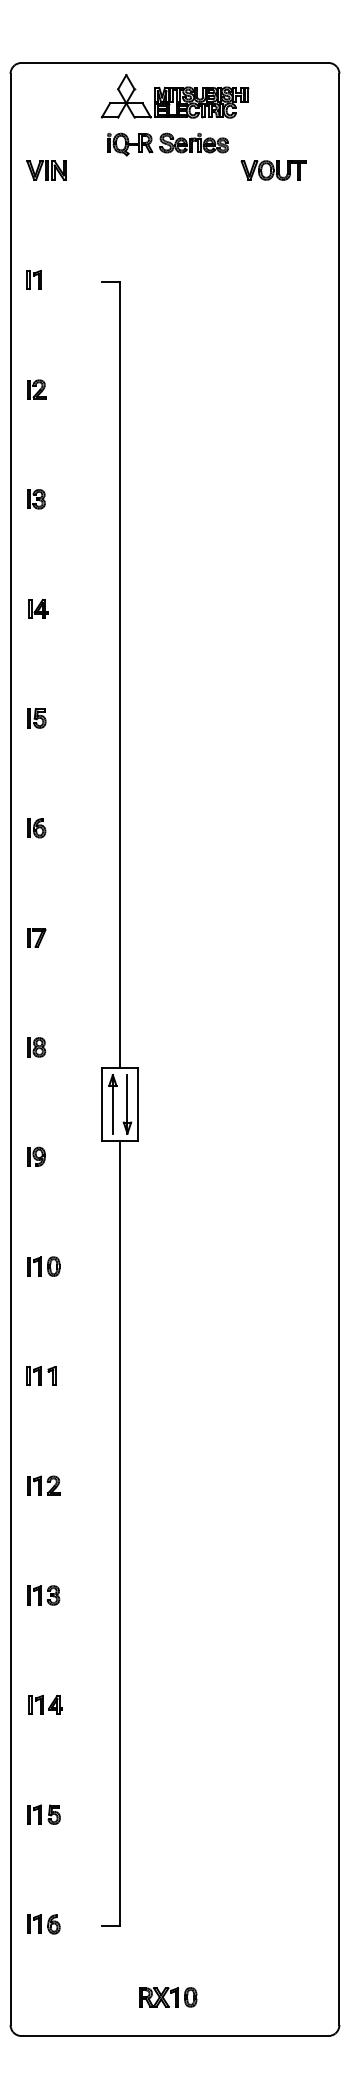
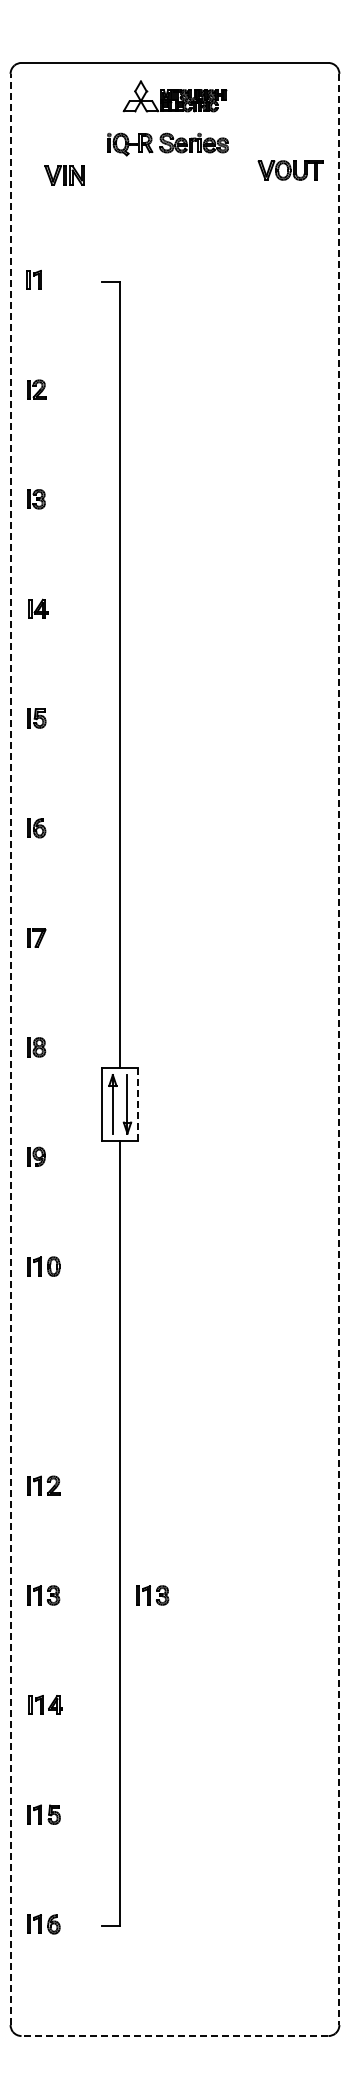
part size: 150x45 px -> 106x33 px (174, 96)
part position: (46, 170) -> (64, 175) (64, 175)
part position: (273, 170) -> (290, 170) (290, 170)
line: solid -> dashed (10, 1049)
line: solid -> dashed (339, 1049)
line: solid -> dashed (138, 1104)
part: present -> none (41, 1375)
part: none -> present (152, 1595)
part: present -> none (168, 1997)
line: solid -> dashed (174, 2036)
